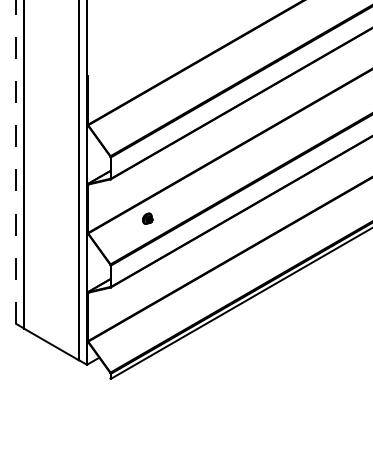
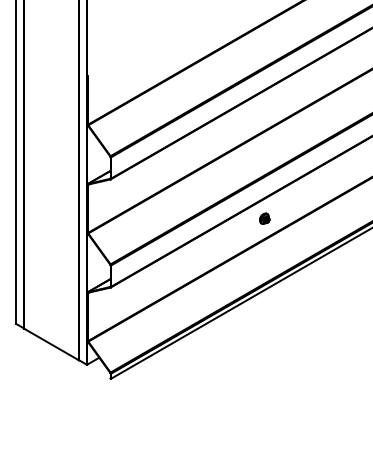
line: dashed -> solid (16, 161)
part position: (147, 218) -> (264, 218) (264, 218)
